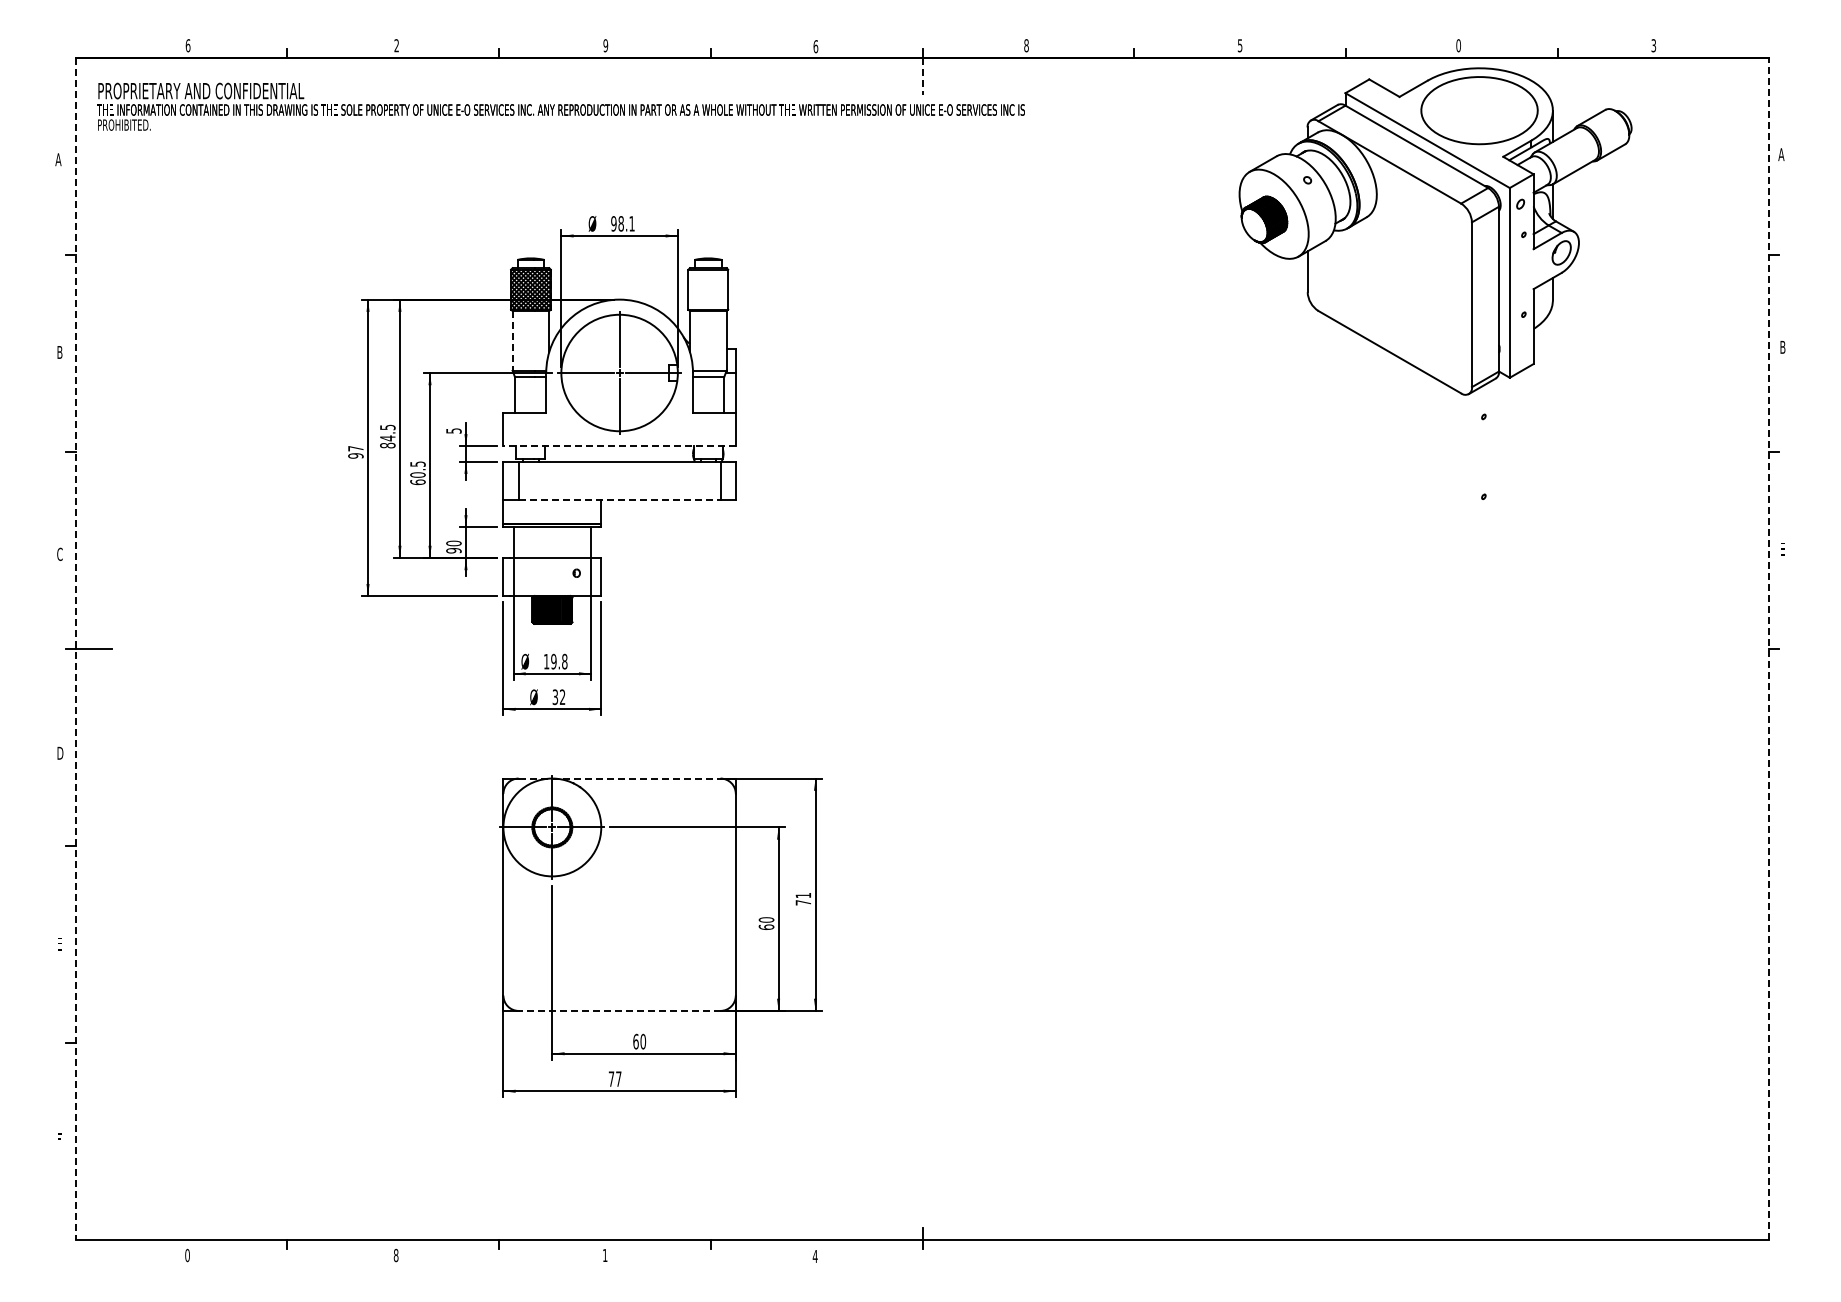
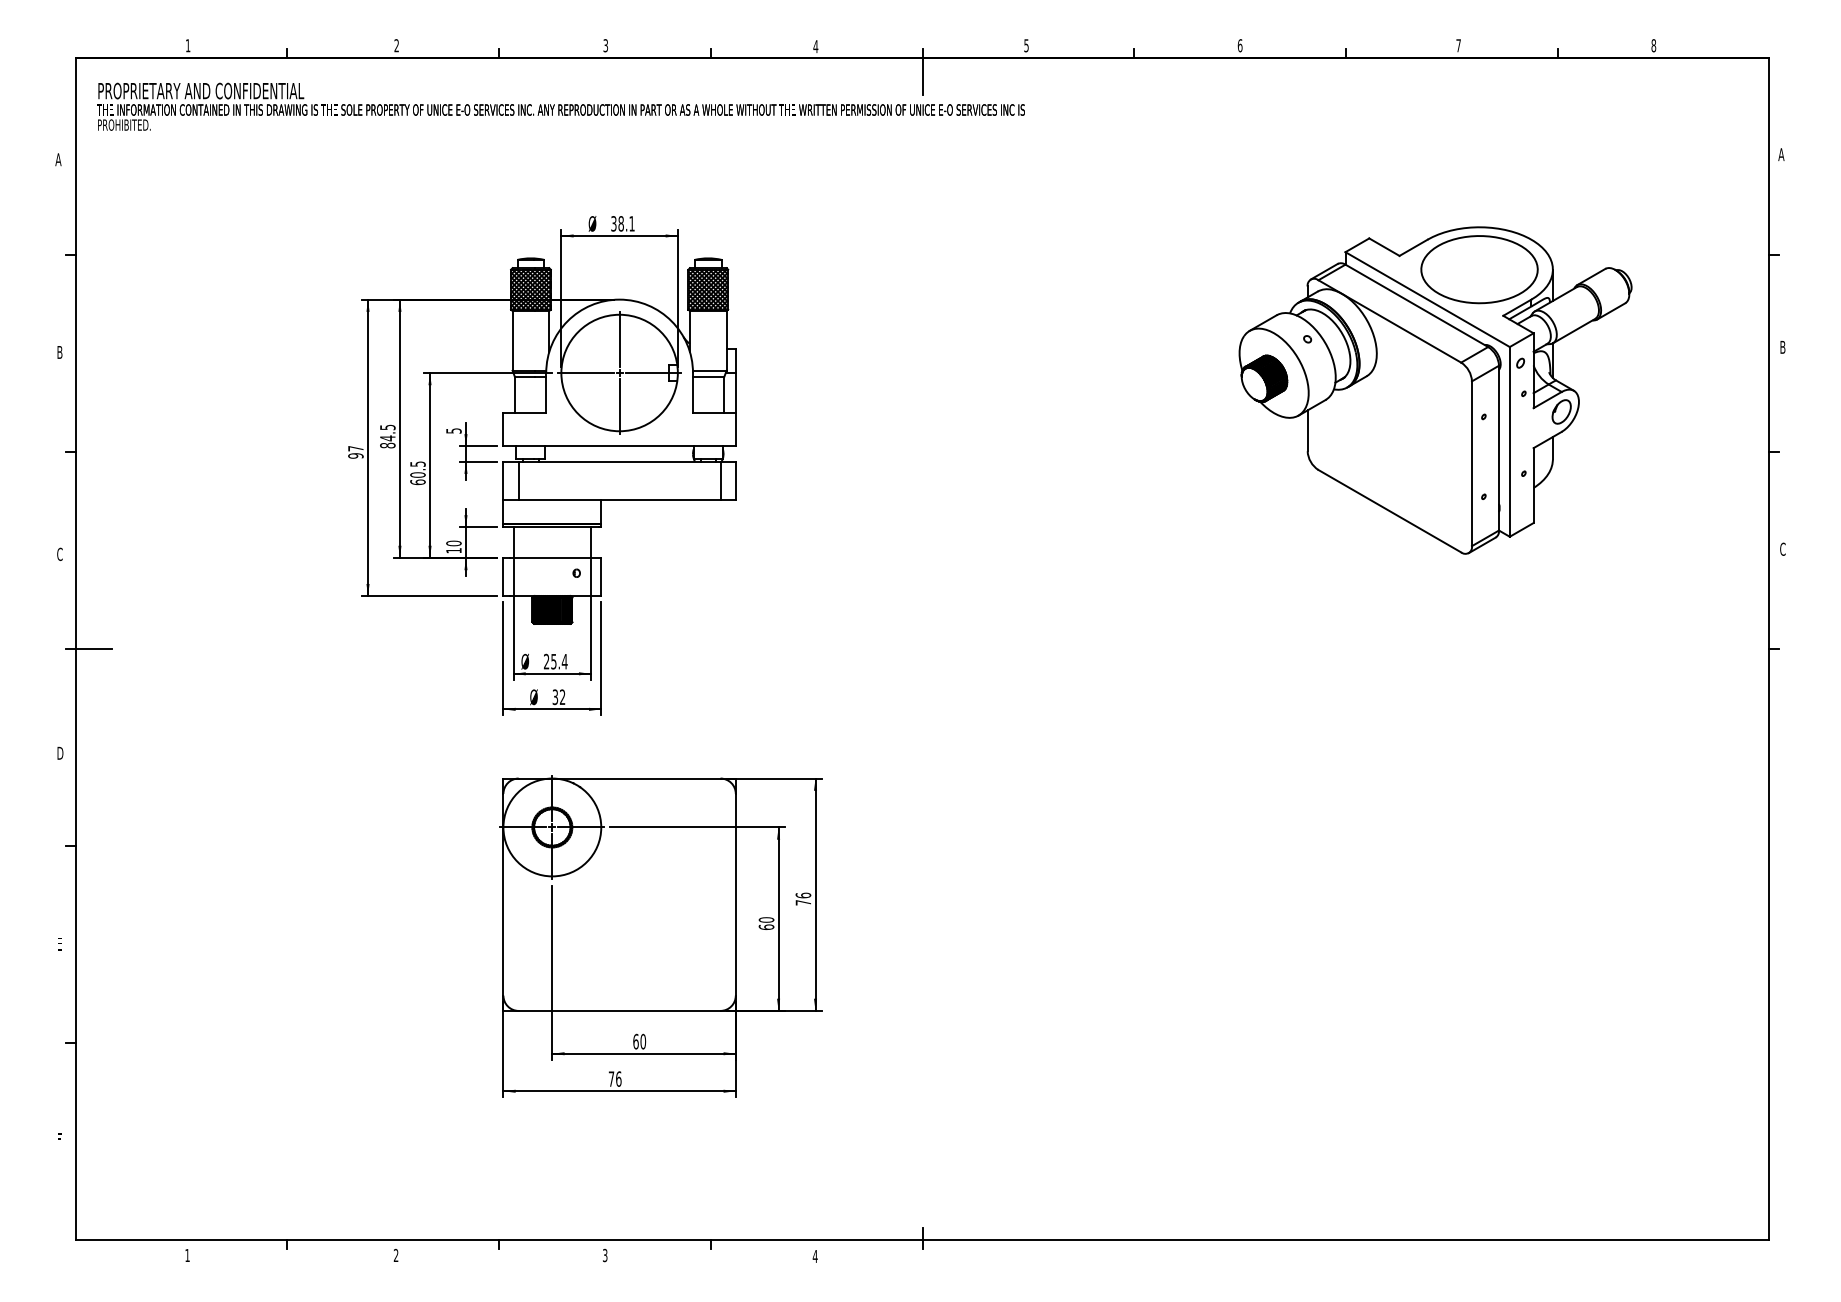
text: 6 -> 1 (187, 45)
text: 9 -> 3 (605, 45)
text: 8 -> 5 (1026, 45)
text: 5 -> 6 (1239, 45)
text: 0 -> 7 (1458, 45)
text: 3 -> 8 (1653, 45)
text: 6 -> 4 (815, 46)
line: dashed -> solid (922, 76)
text: 98.1 -> 38.1 (613, 223)
part position: (1435, 231) -> (1435, 390) (1435, 390)
hatch: none -> present (708, 289)
line: dashed -> solid (512, 340)
line: dashed -> solid (619, 446)
line: dashed -> solid (619, 499)
text: E -> C (1782, 548)
text: 90 -> 10 (453, 550)
line: dashed -> solid (75, 649)
line: dashed -> solid (1769, 649)
text: 19.8 -> 25.4 (555, 661)
line: dashed -> solid (619, 778)
text: 71 -> 76 (803, 895)
line: dashed -> solid (619, 1010)
text: 77 -> 76 (618, 1078)
text: 0 -> 1 (187, 1255)
text: 8 -> 2 (395, 1255)
text: 1 -> 3 (605, 1255)
